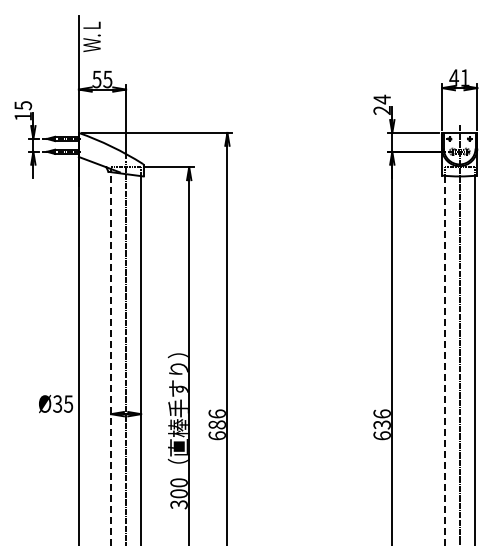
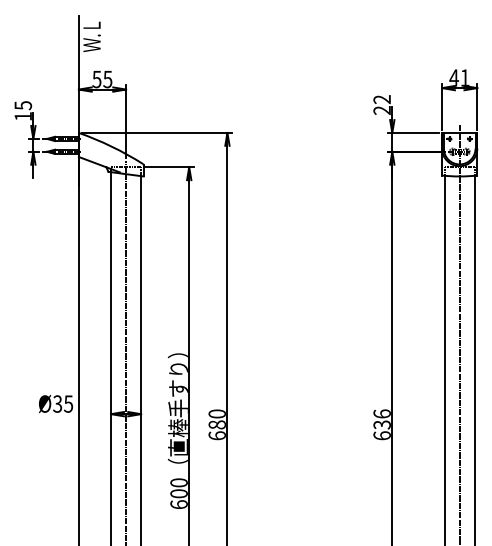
text: 24 -> 22 (381, 99)
line: dashed -> solid (111, 358)
line: dashed -> solid (444, 360)
text: 686 -> 680 (216, 413)
text: 300 -> 600 (178, 504)
